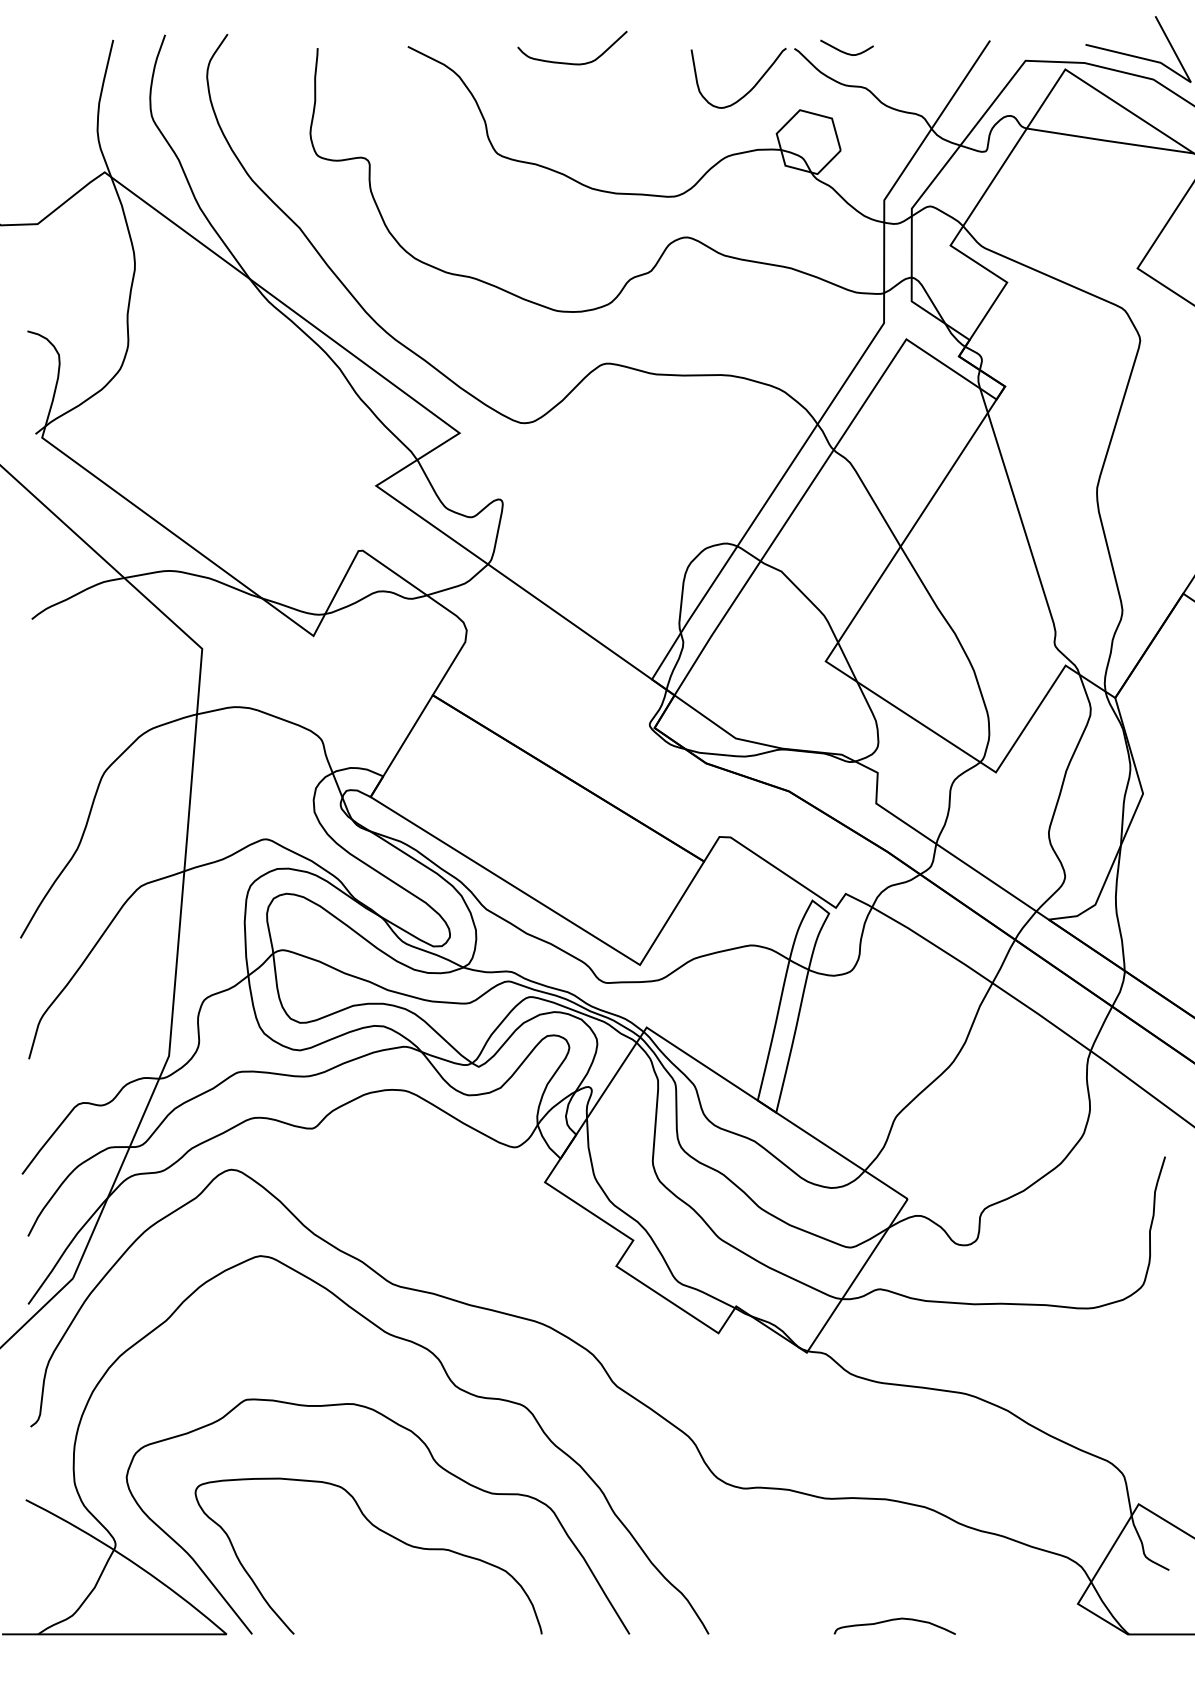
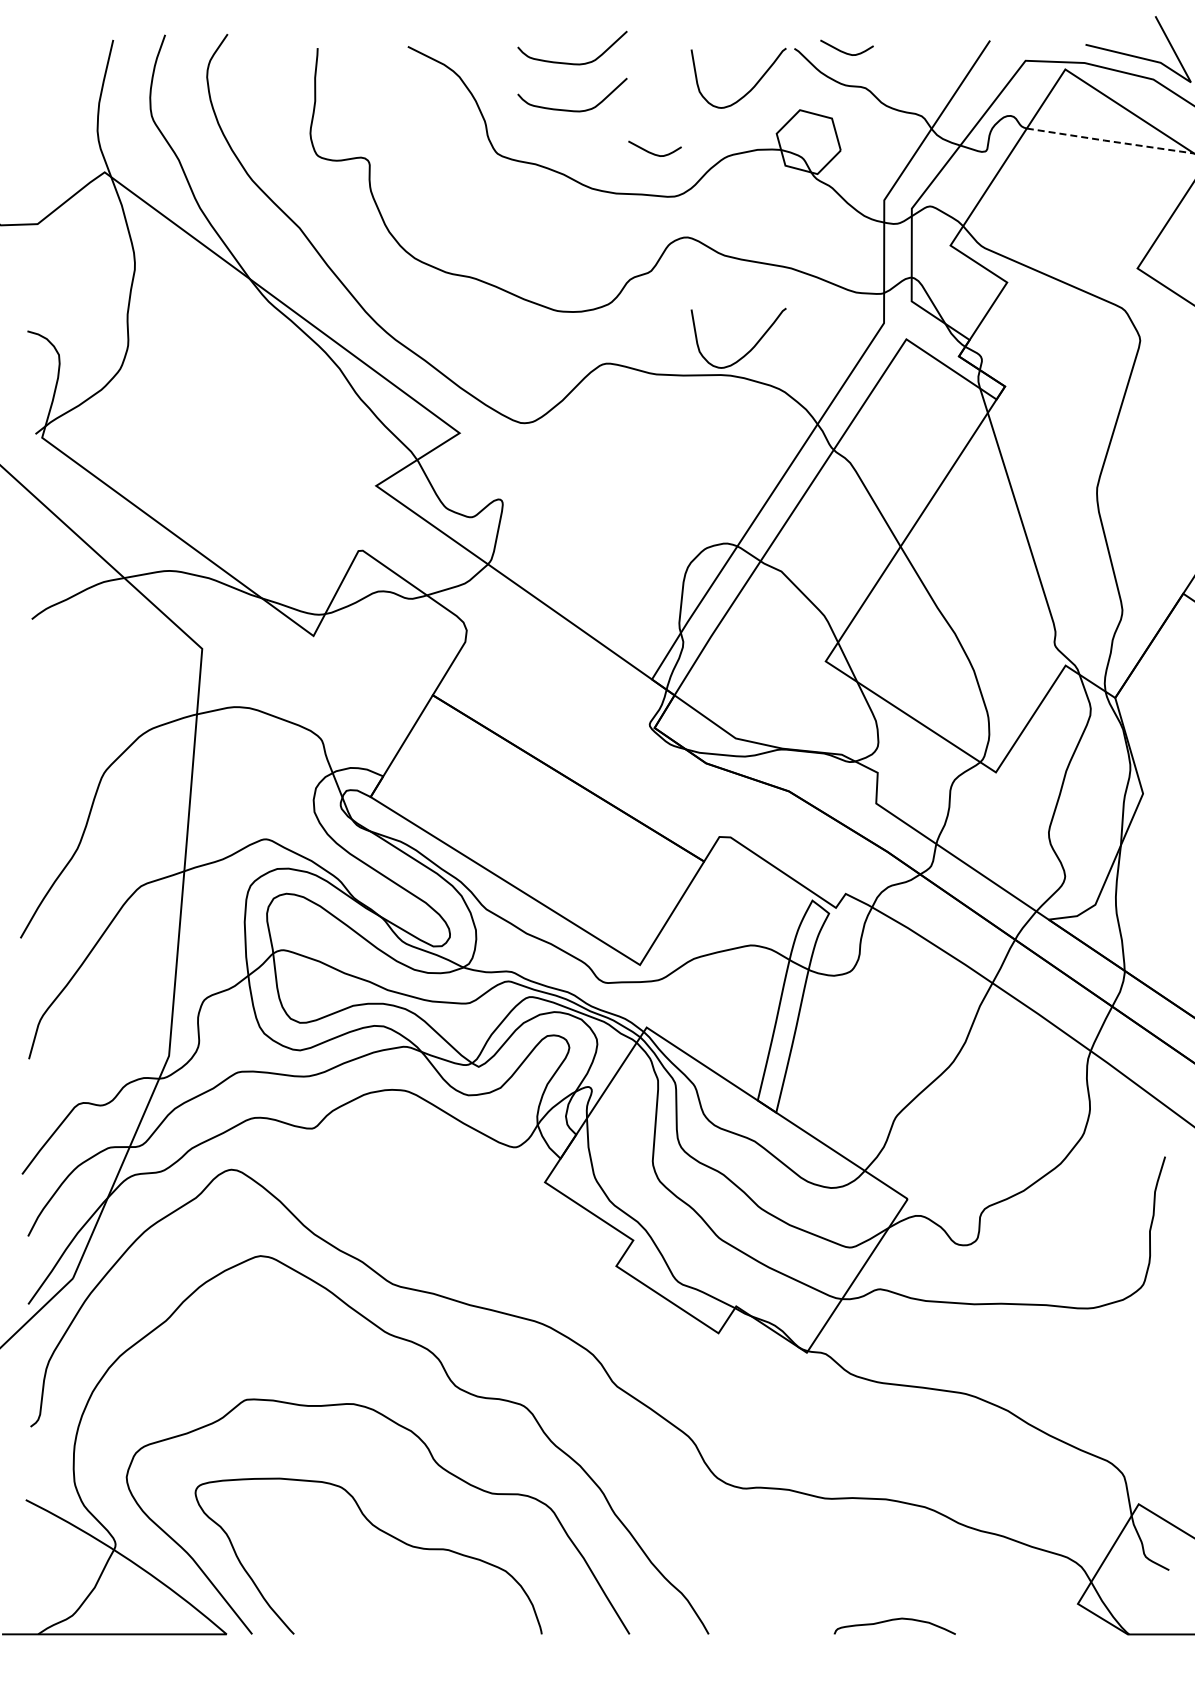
curve: none -> present (568, 109)
line: solid -> dashed (1110, 141)
curve: none -> present (652, 152)
curve: none -> present (750, 349)
